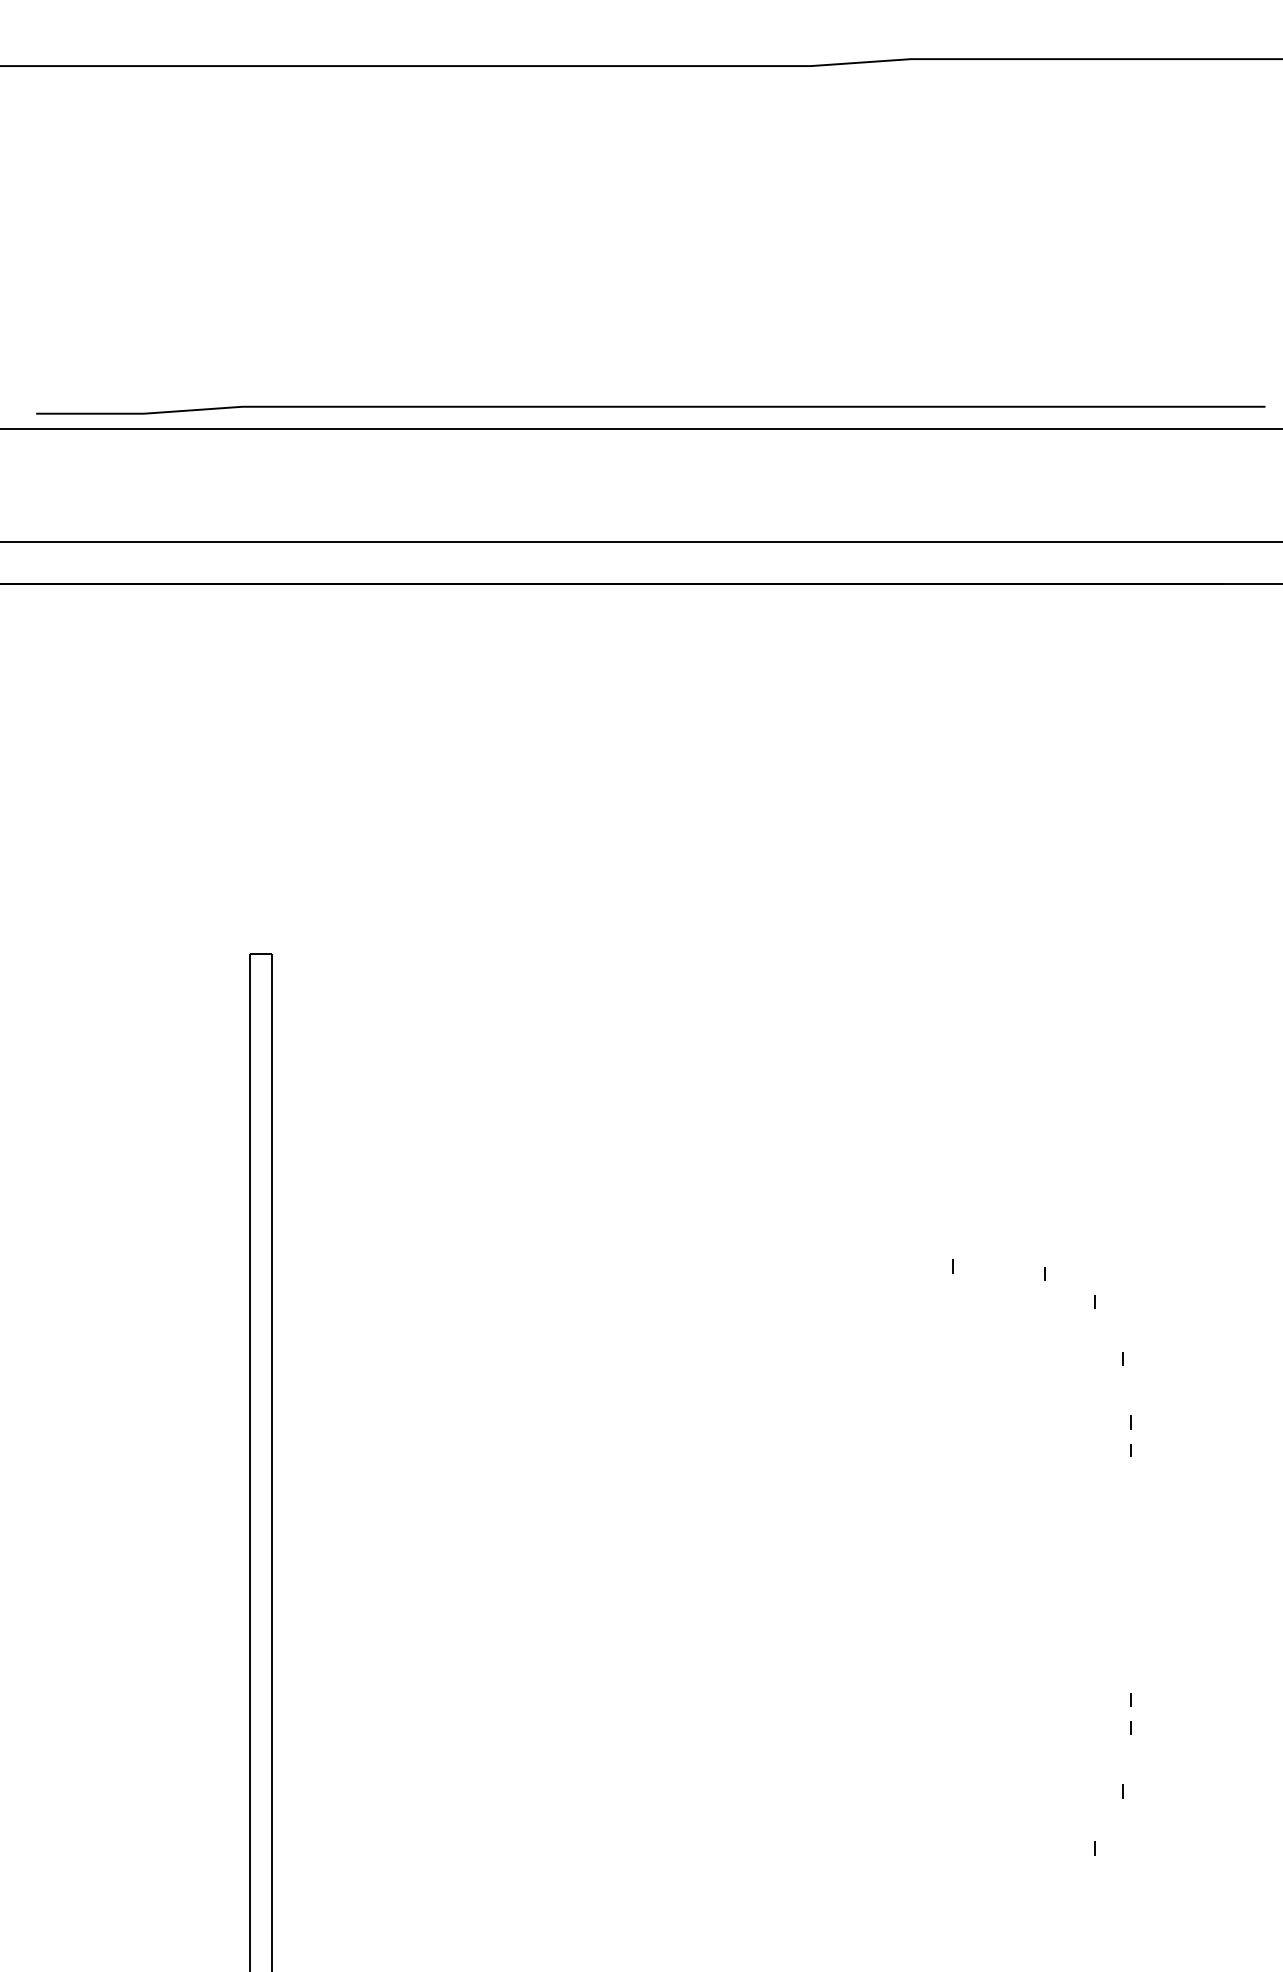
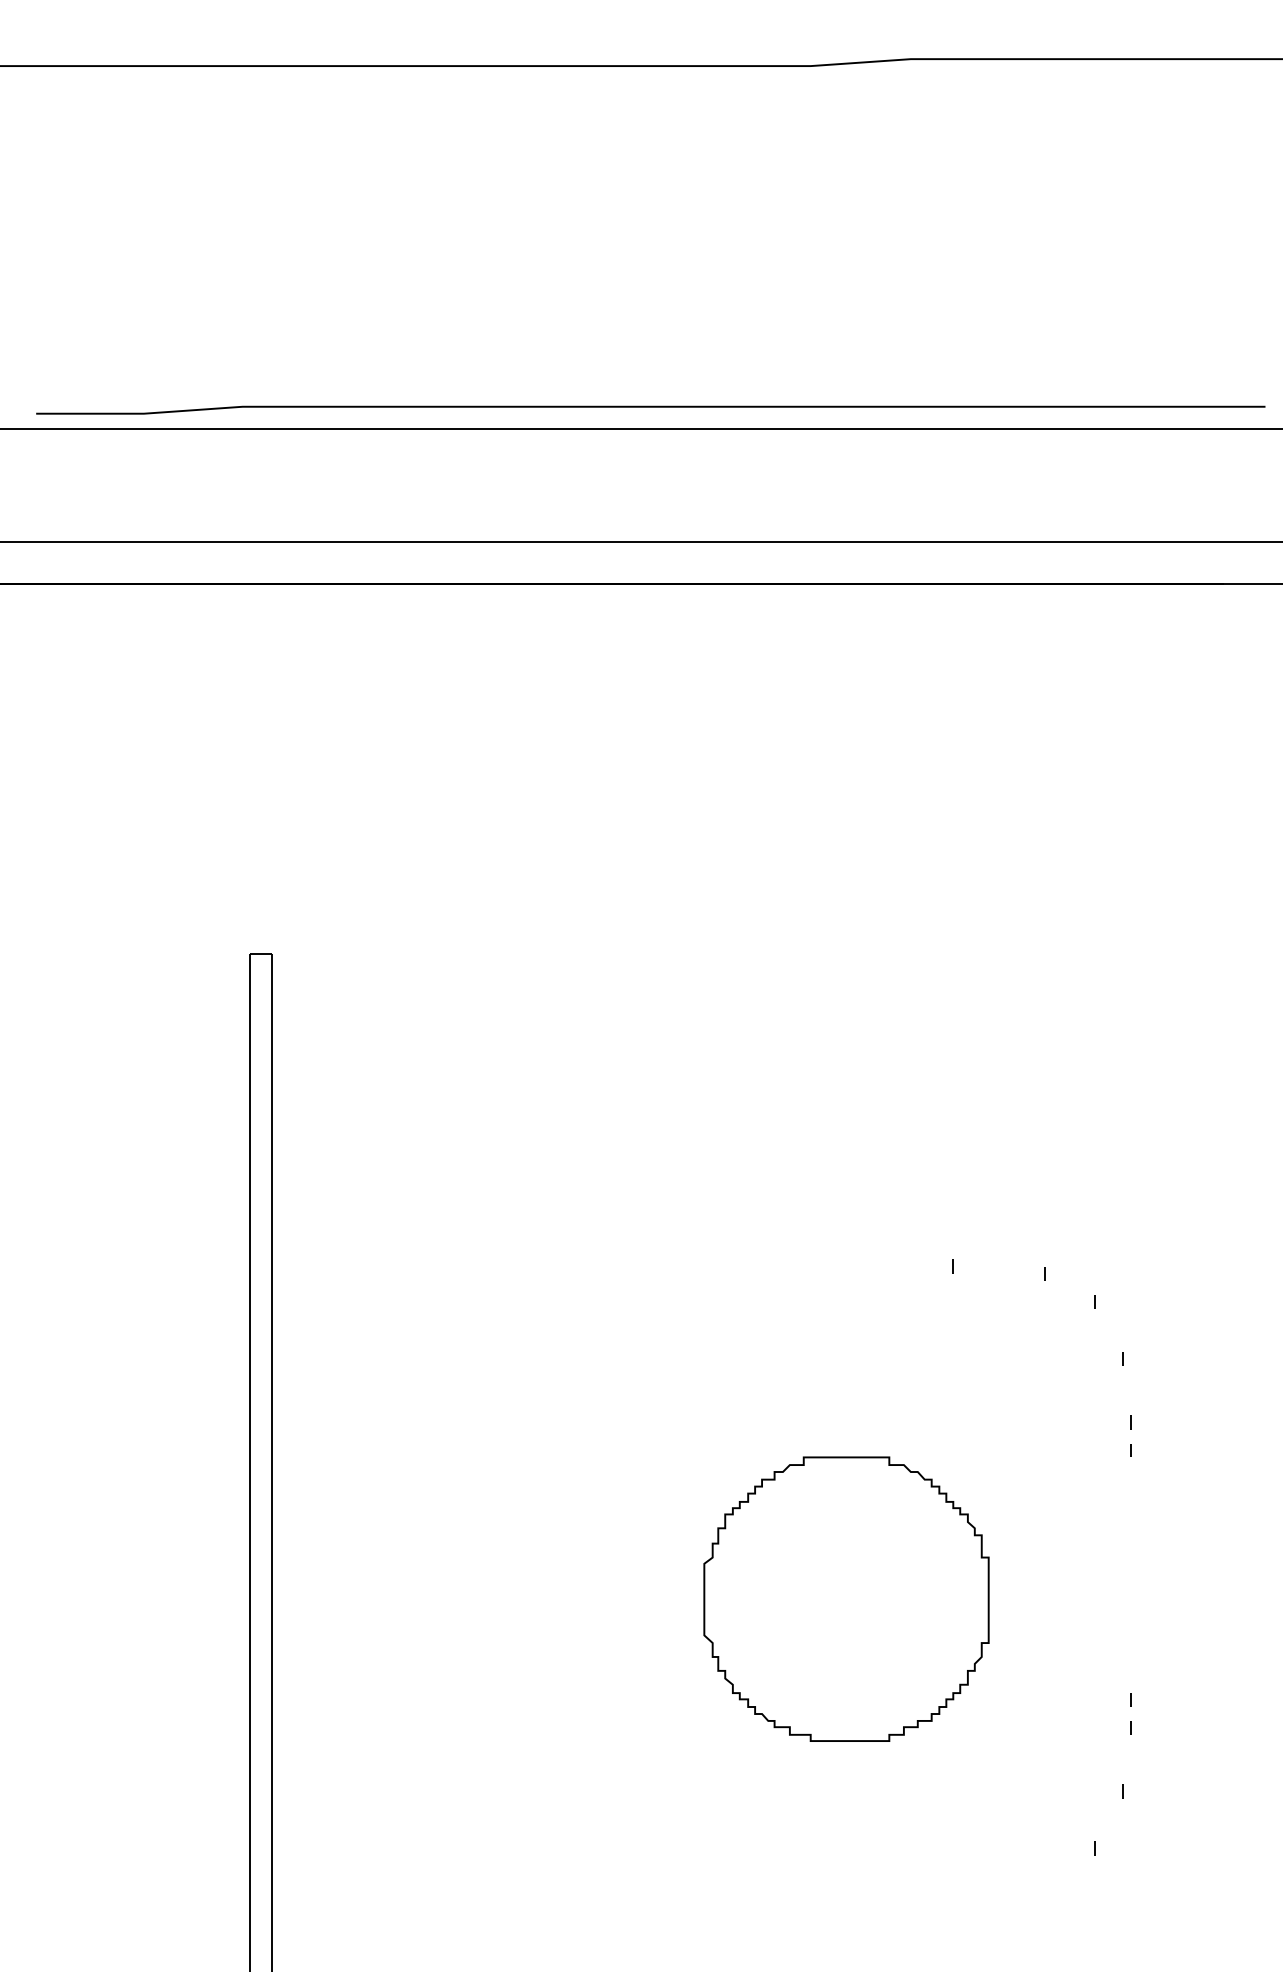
part: none -> present (846, 1598)
